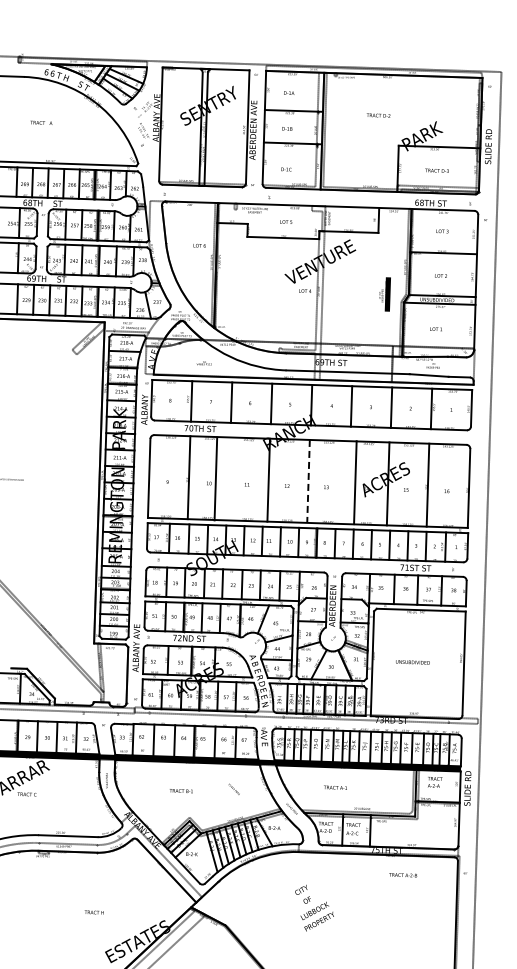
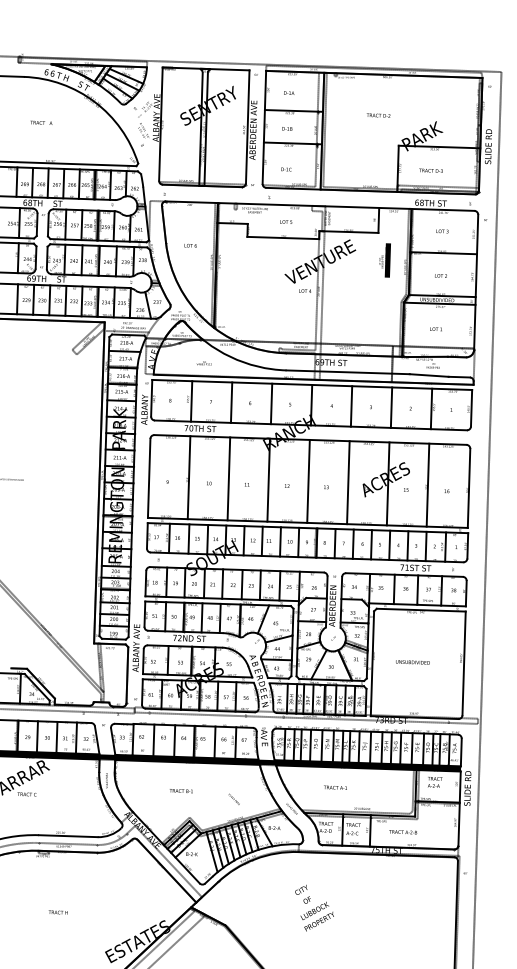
text position: (436, 170) -> (430, 170) (430, 170)
text position: (199, 245) -> (190, 245) (190, 245)
text position: (384, 294) -> (384, 260) (384, 260)
line position: (215, 478) -> (228, 478) (228, 478)
line: dashed -> solid (308, 481)
line position: (355, 482) -> (348, 482) (348, 482)
text position: (233, 788) -> (233, 798) (233, 798)
text position: (403, 875) -> (403, 832) (403, 832)
text position: (93, 912) -> (57, 912) (57, 912)
